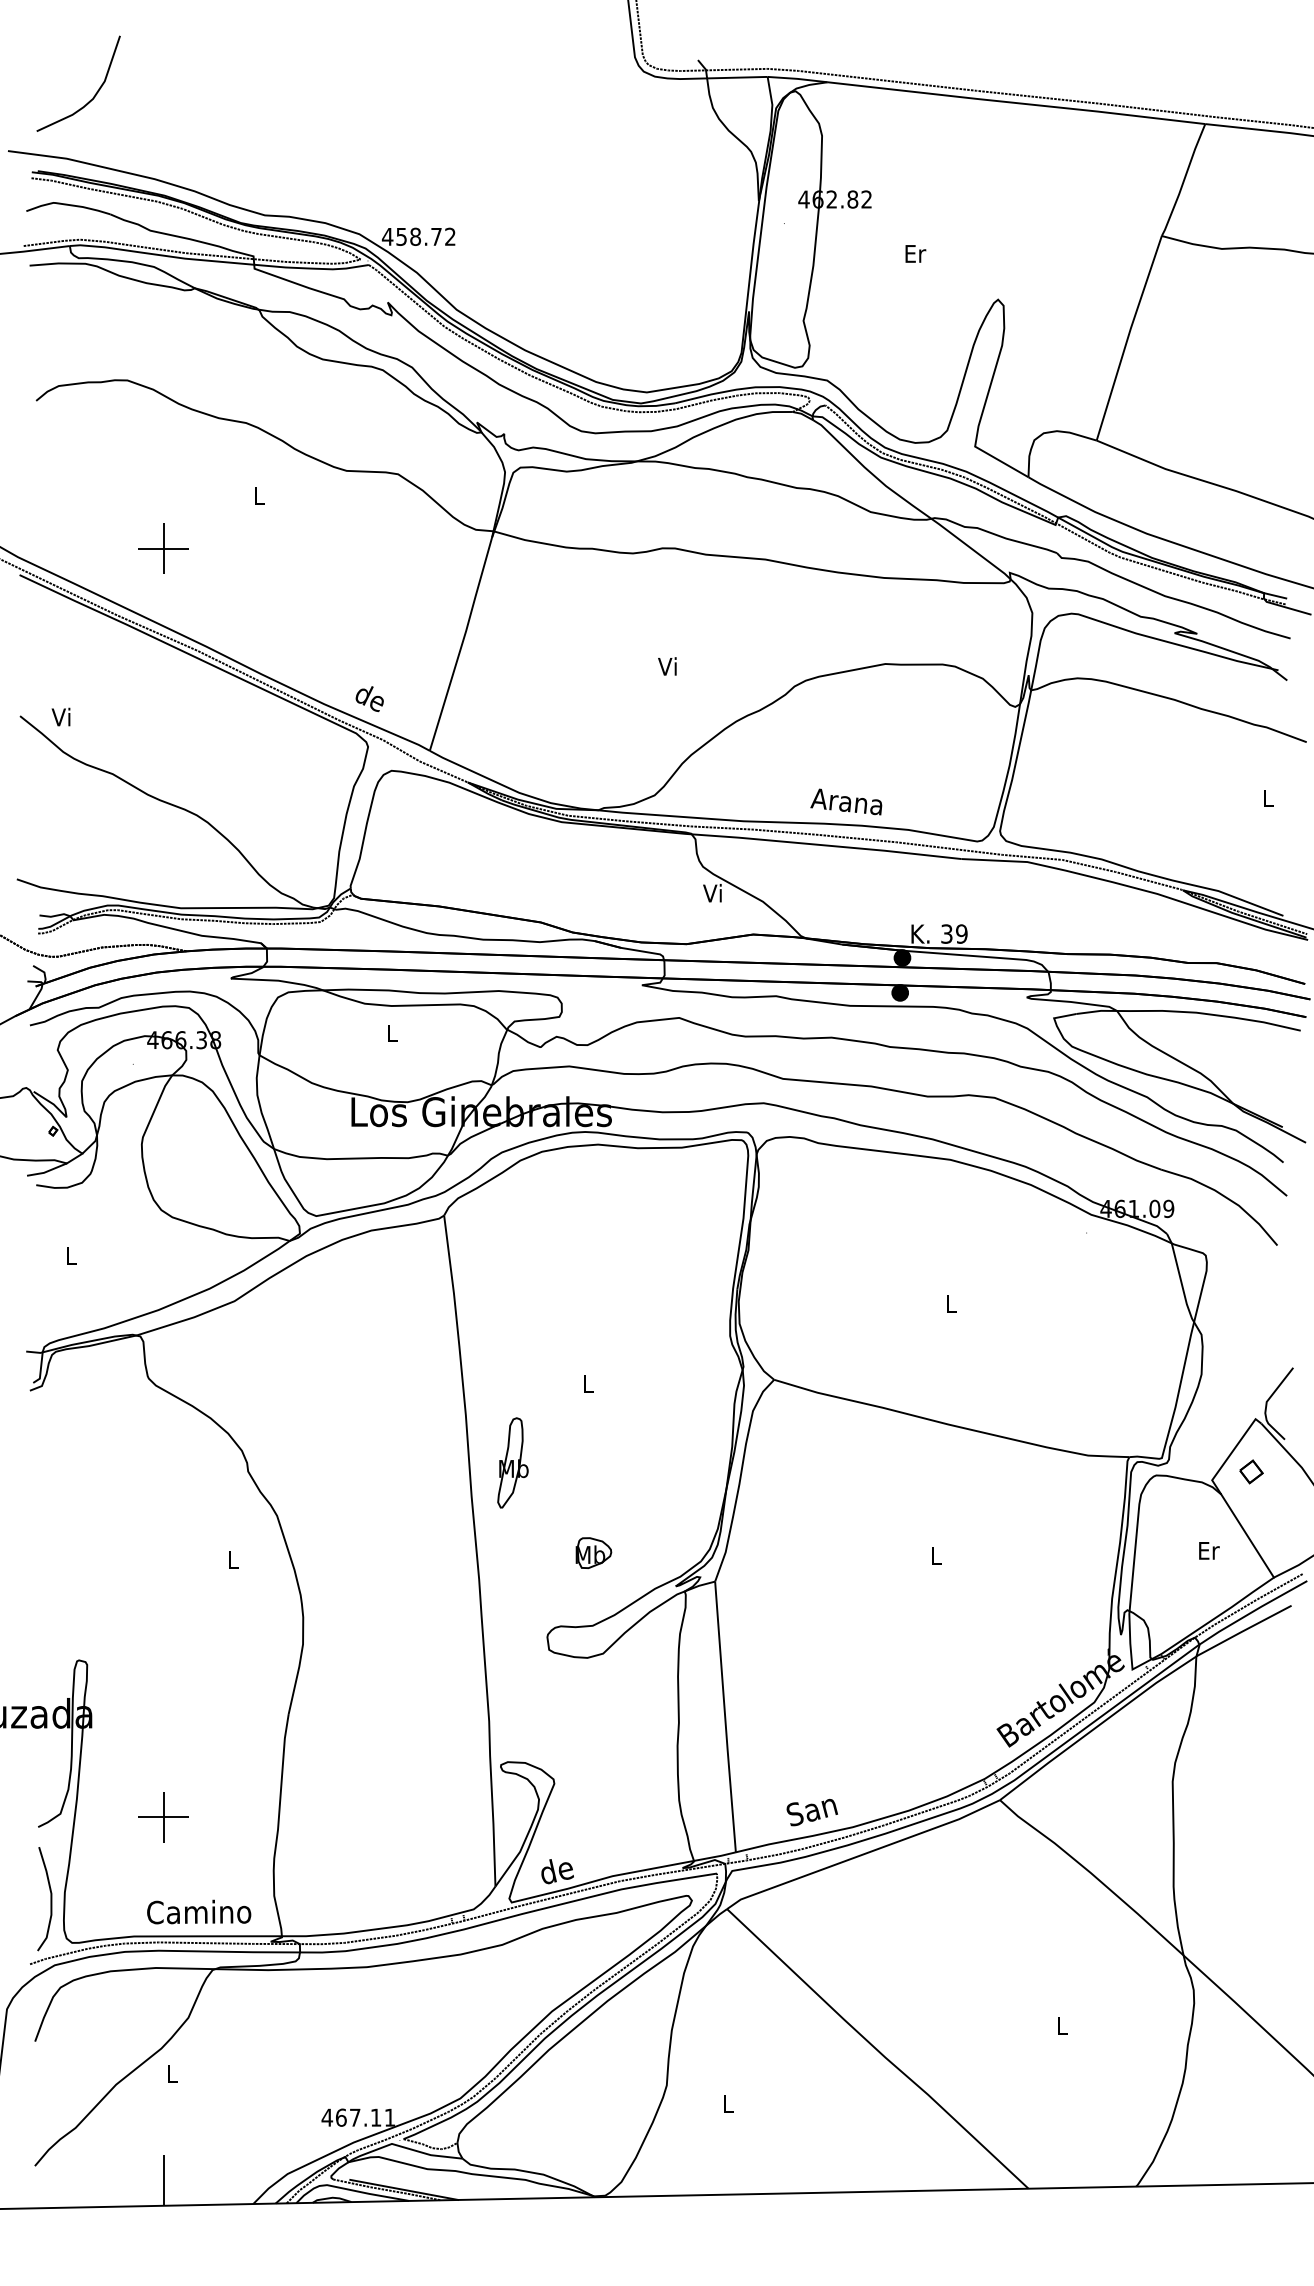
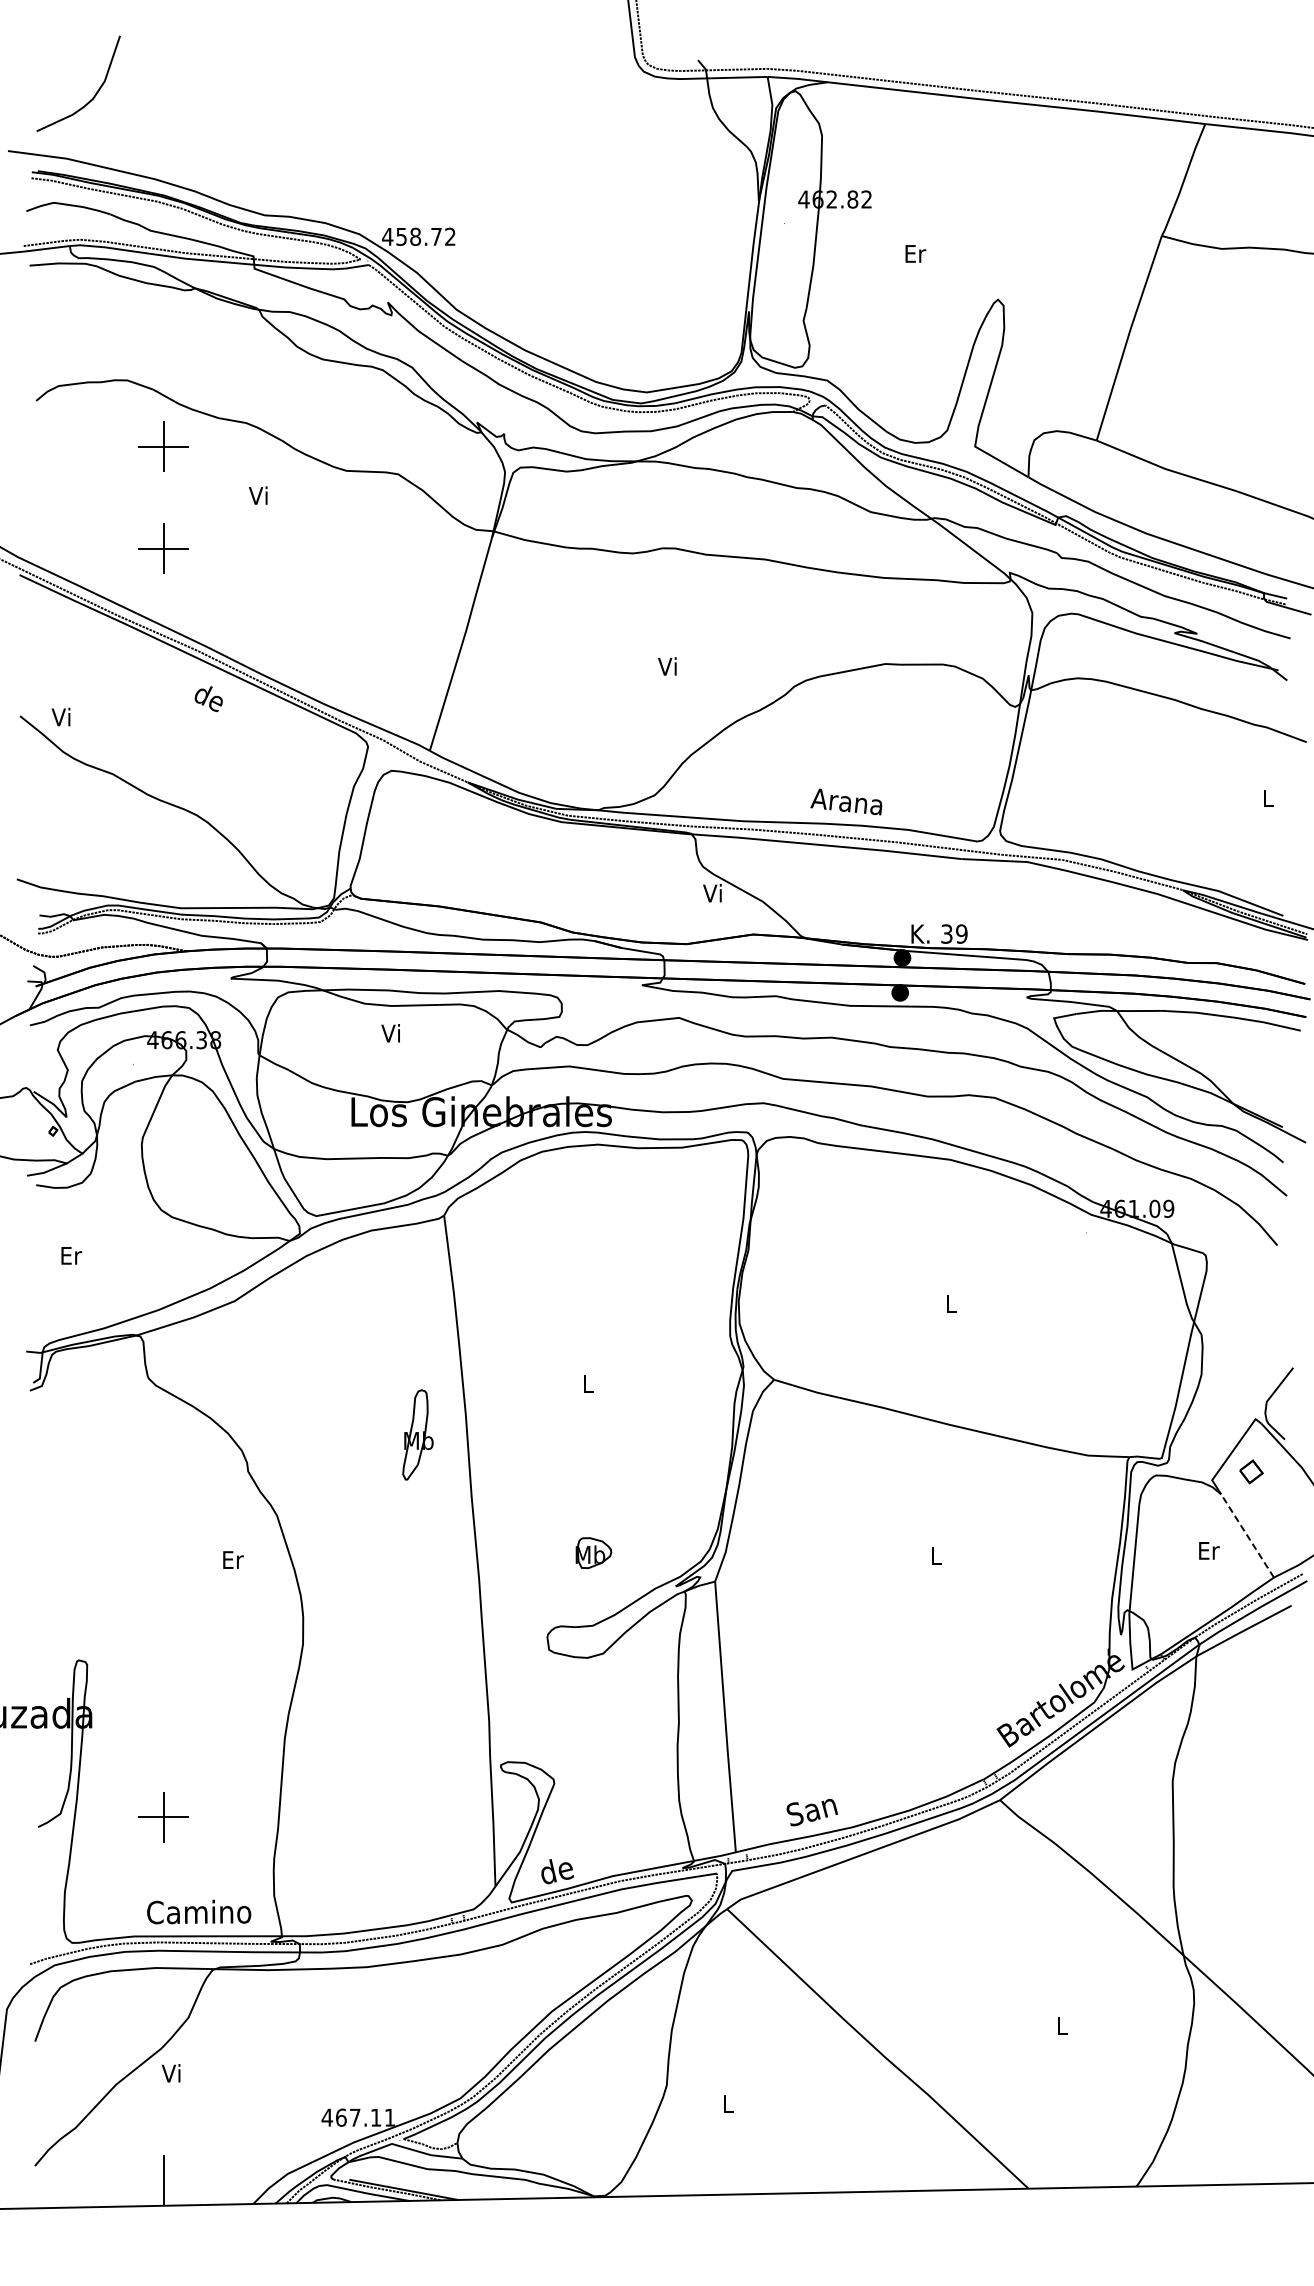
part: none -> present (163, 446)
text: L -> Vi (257, 495)
text position: (369, 699) -> (208, 699) (208, 699)
text: L -> Vi (390, 1033)
text: L -> Er (71, 1255)
part position: (512, 1462) -> (417, 1434) (417, 1434)
line: solid -> dashed (1247, 1535)
text: L -> Er (233, 1559)
curve: present -> none (50, 1899)
text: L -> Vi (170, 2073)
